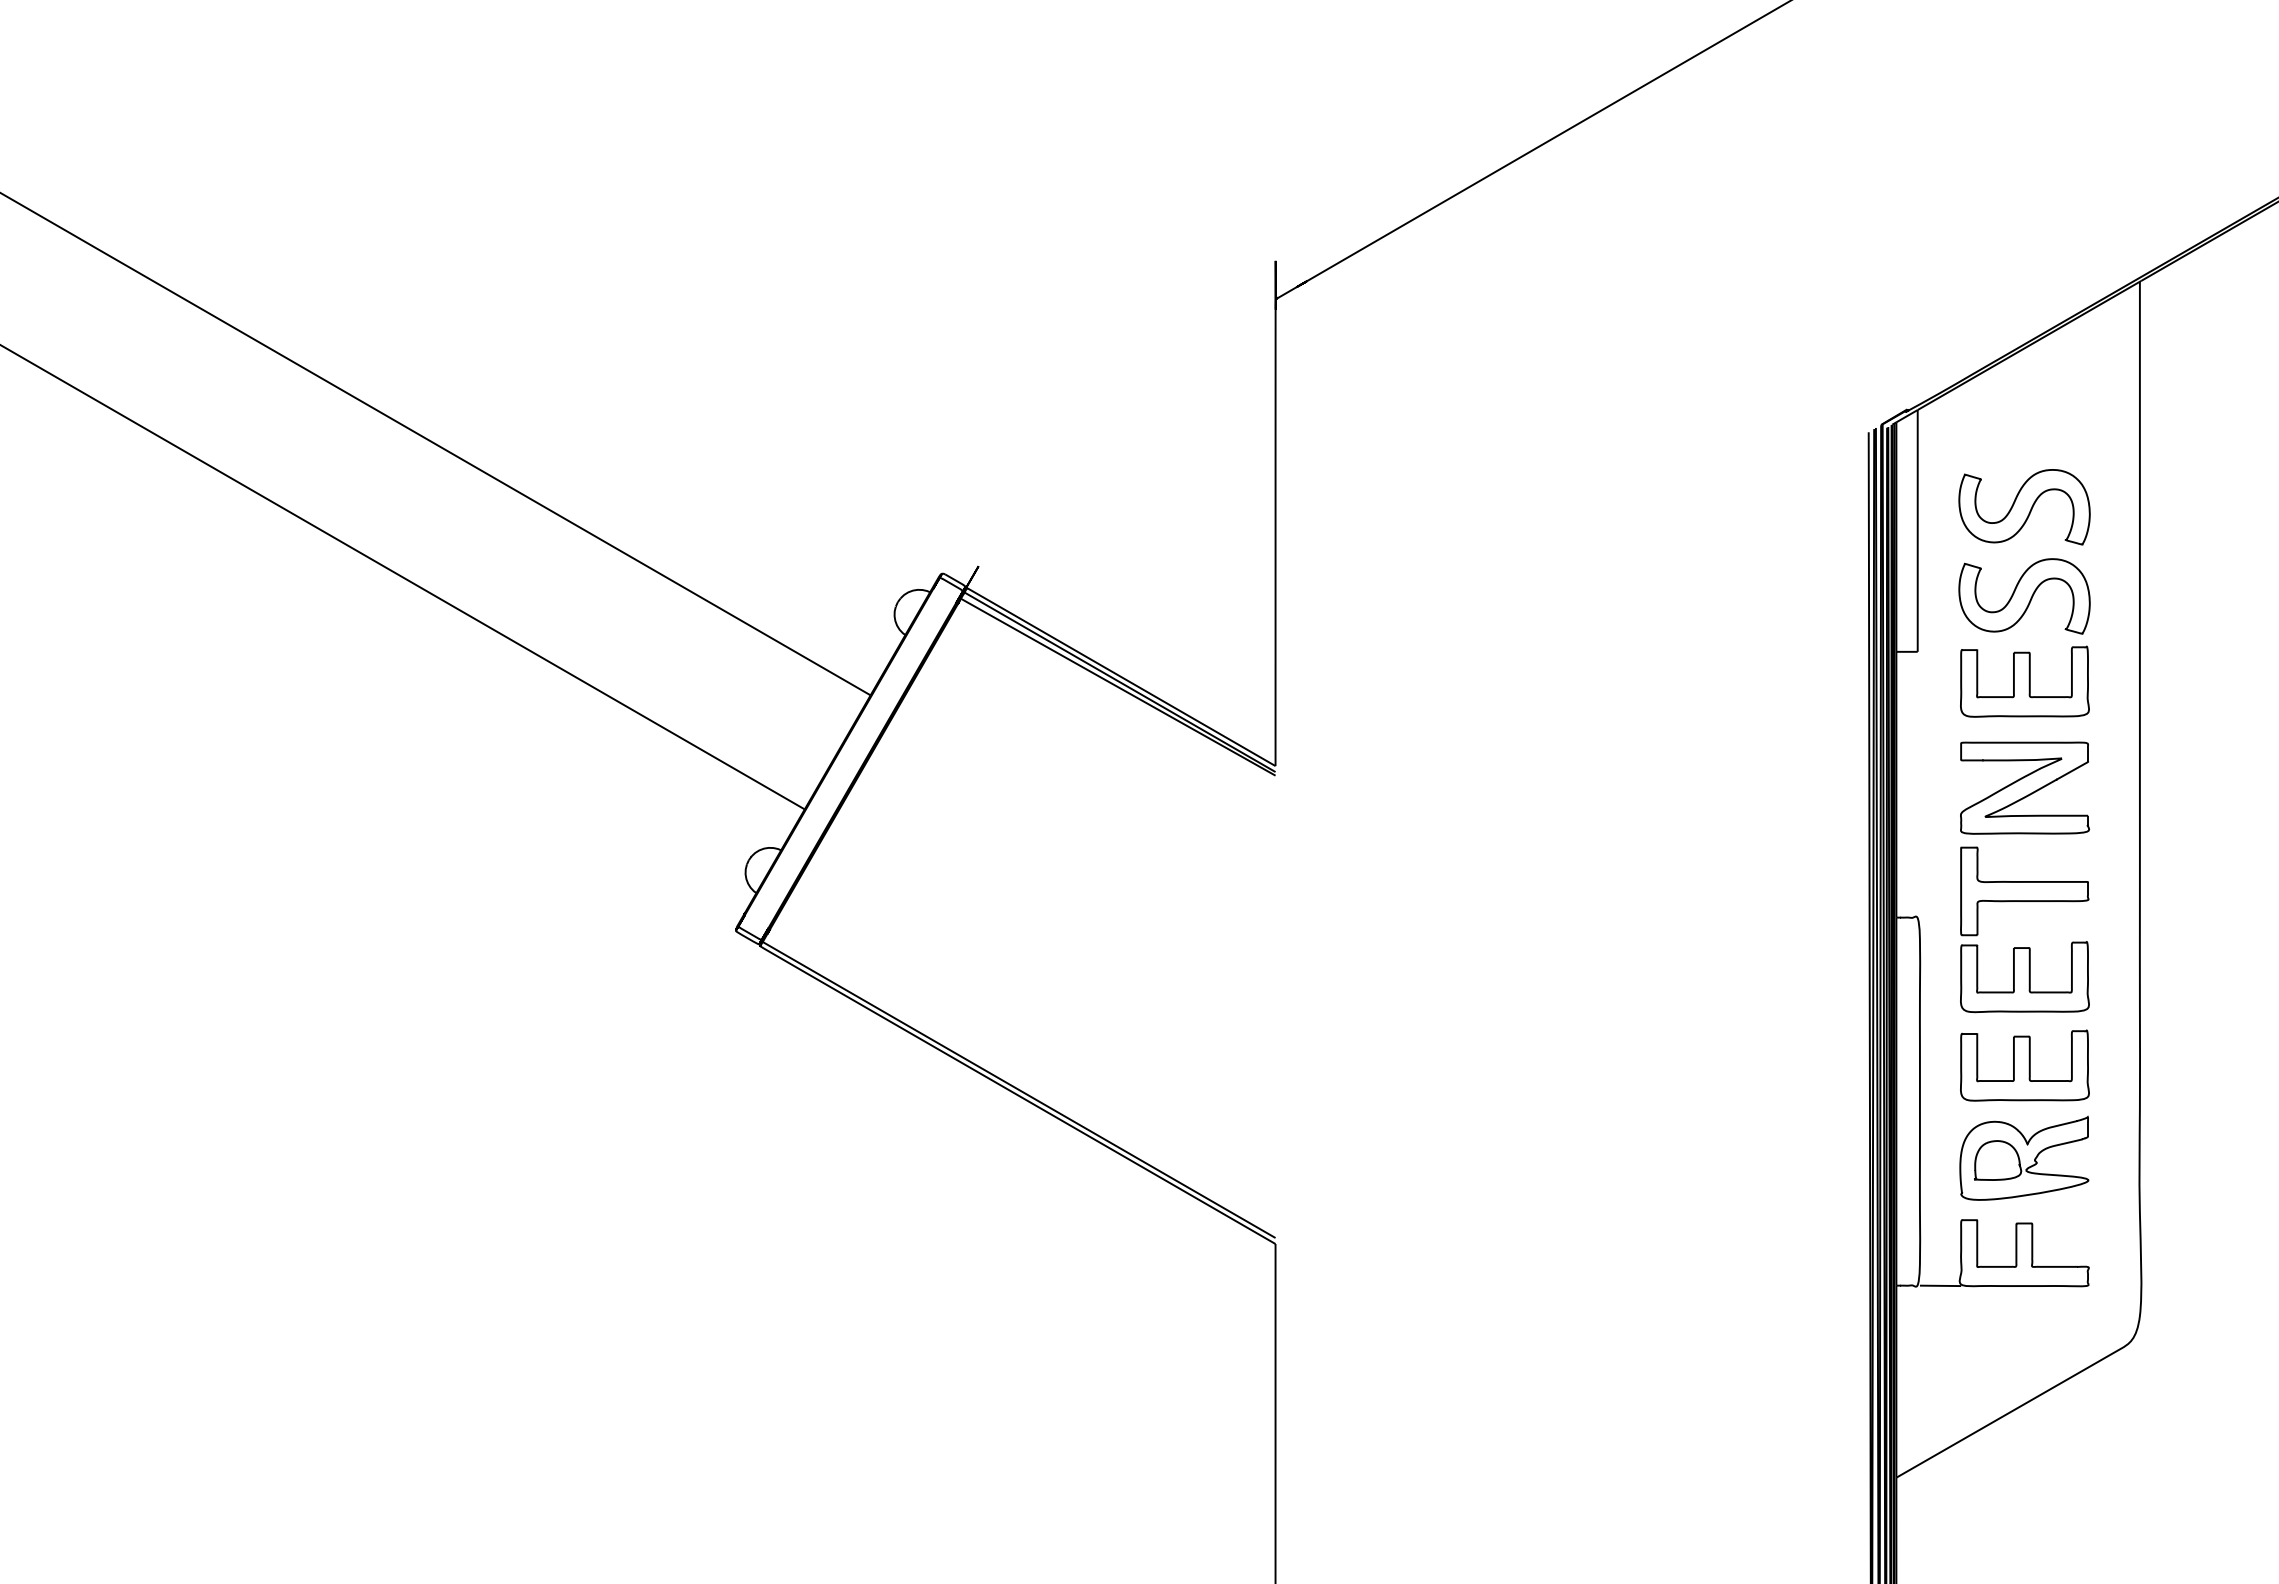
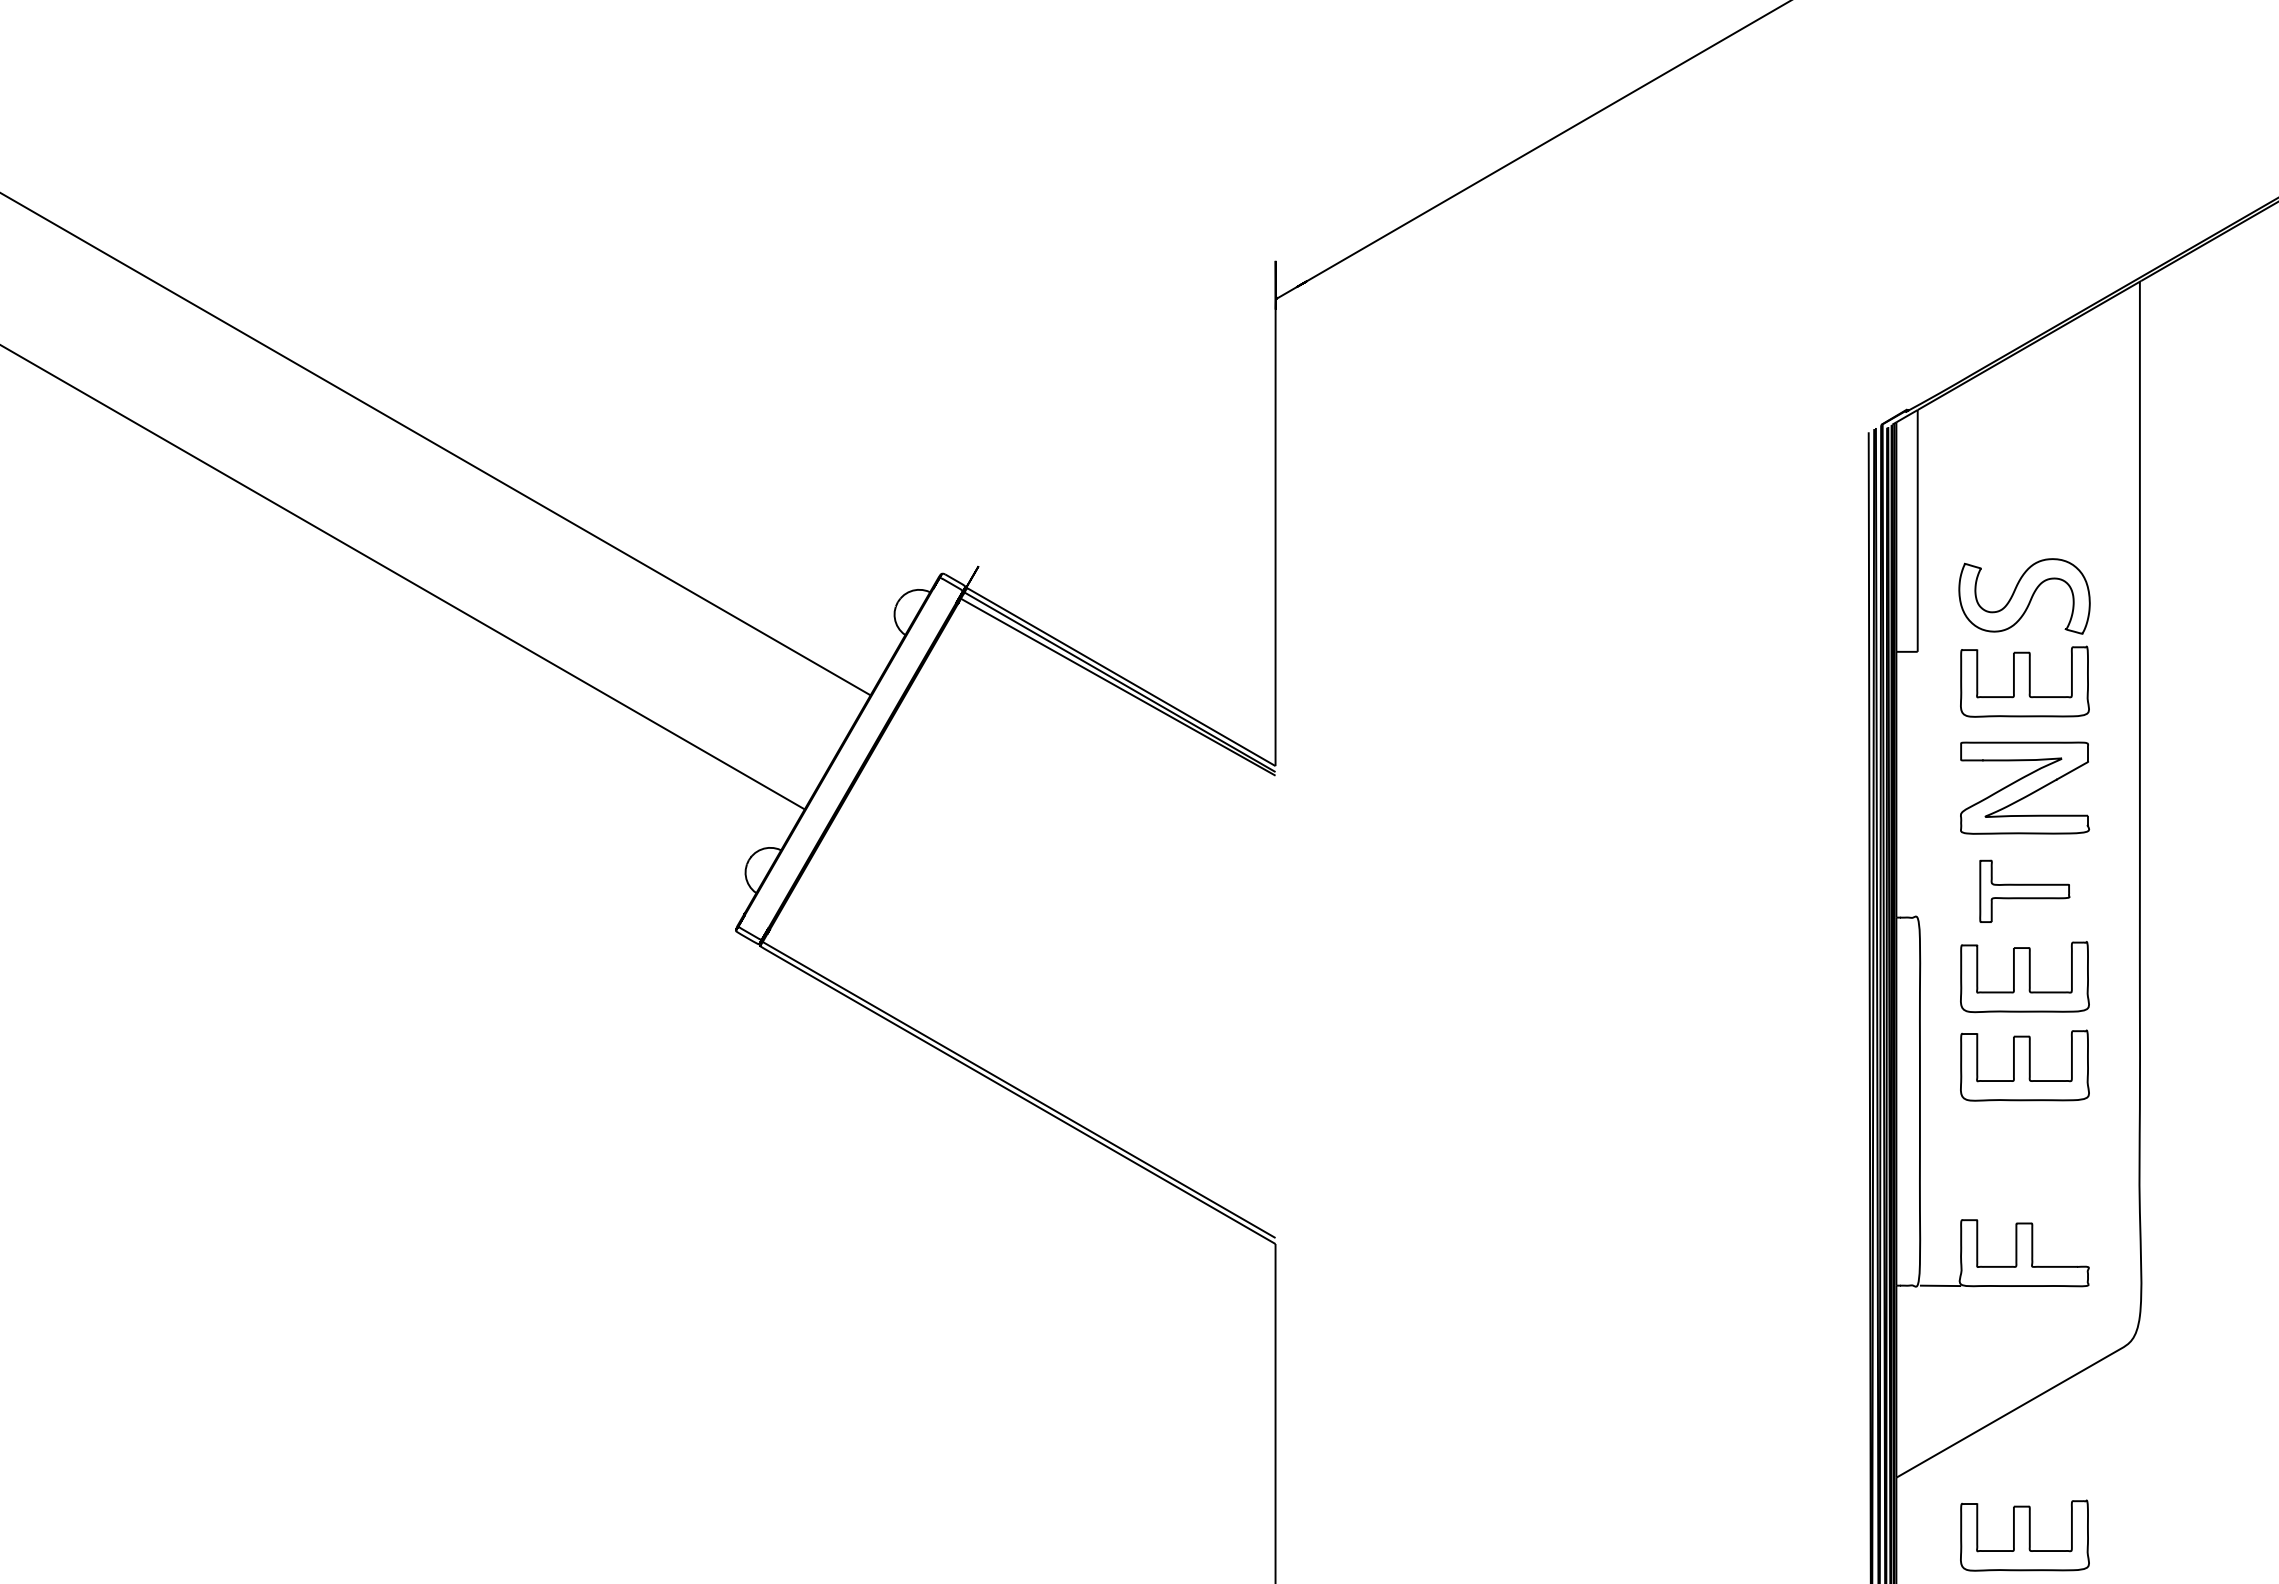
part: present -> none (2024, 507)
part size: 130x91 px -> 92x64 px (2024, 890)
part: present -> none (2024, 1157)
part: none -> present (2024, 1535)
